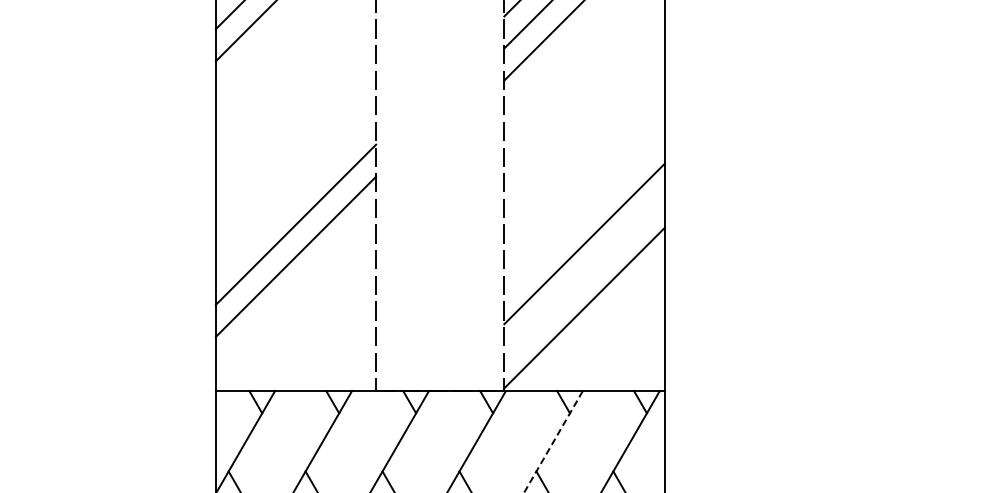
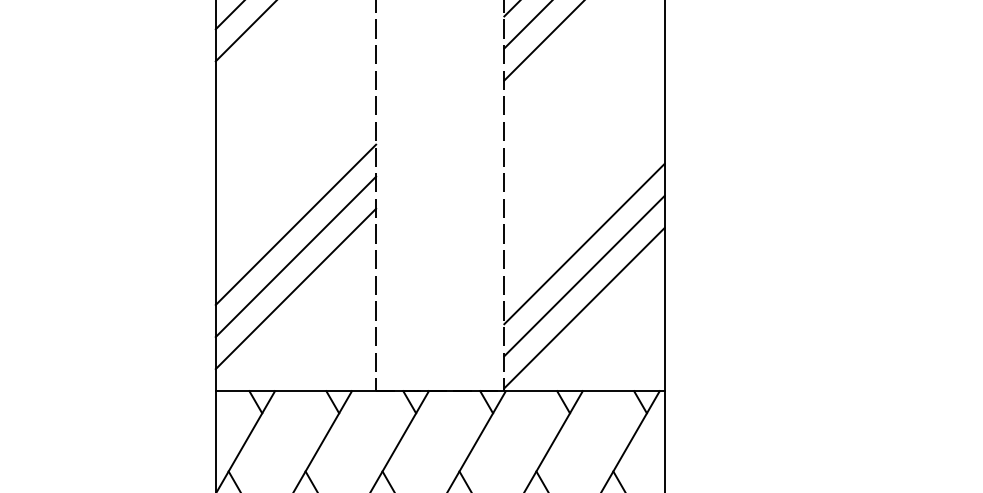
line: none -> present (584, 275)
line: none -> present (295, 288)
line: dashed -> solid (553, 442)
